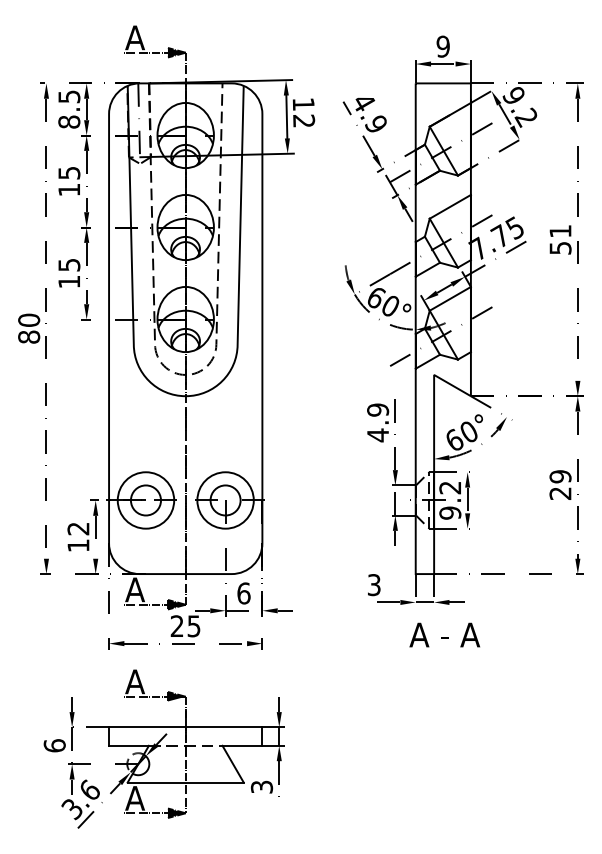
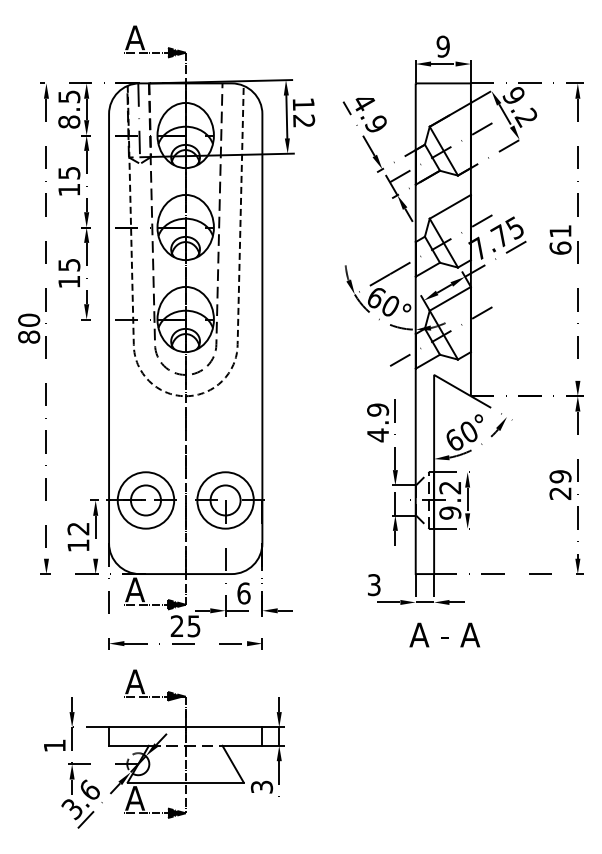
text: 51 -> 61 (560, 247)
line: solid -> dashed (185, 396)
text: 6 -> 1 (54, 745)
